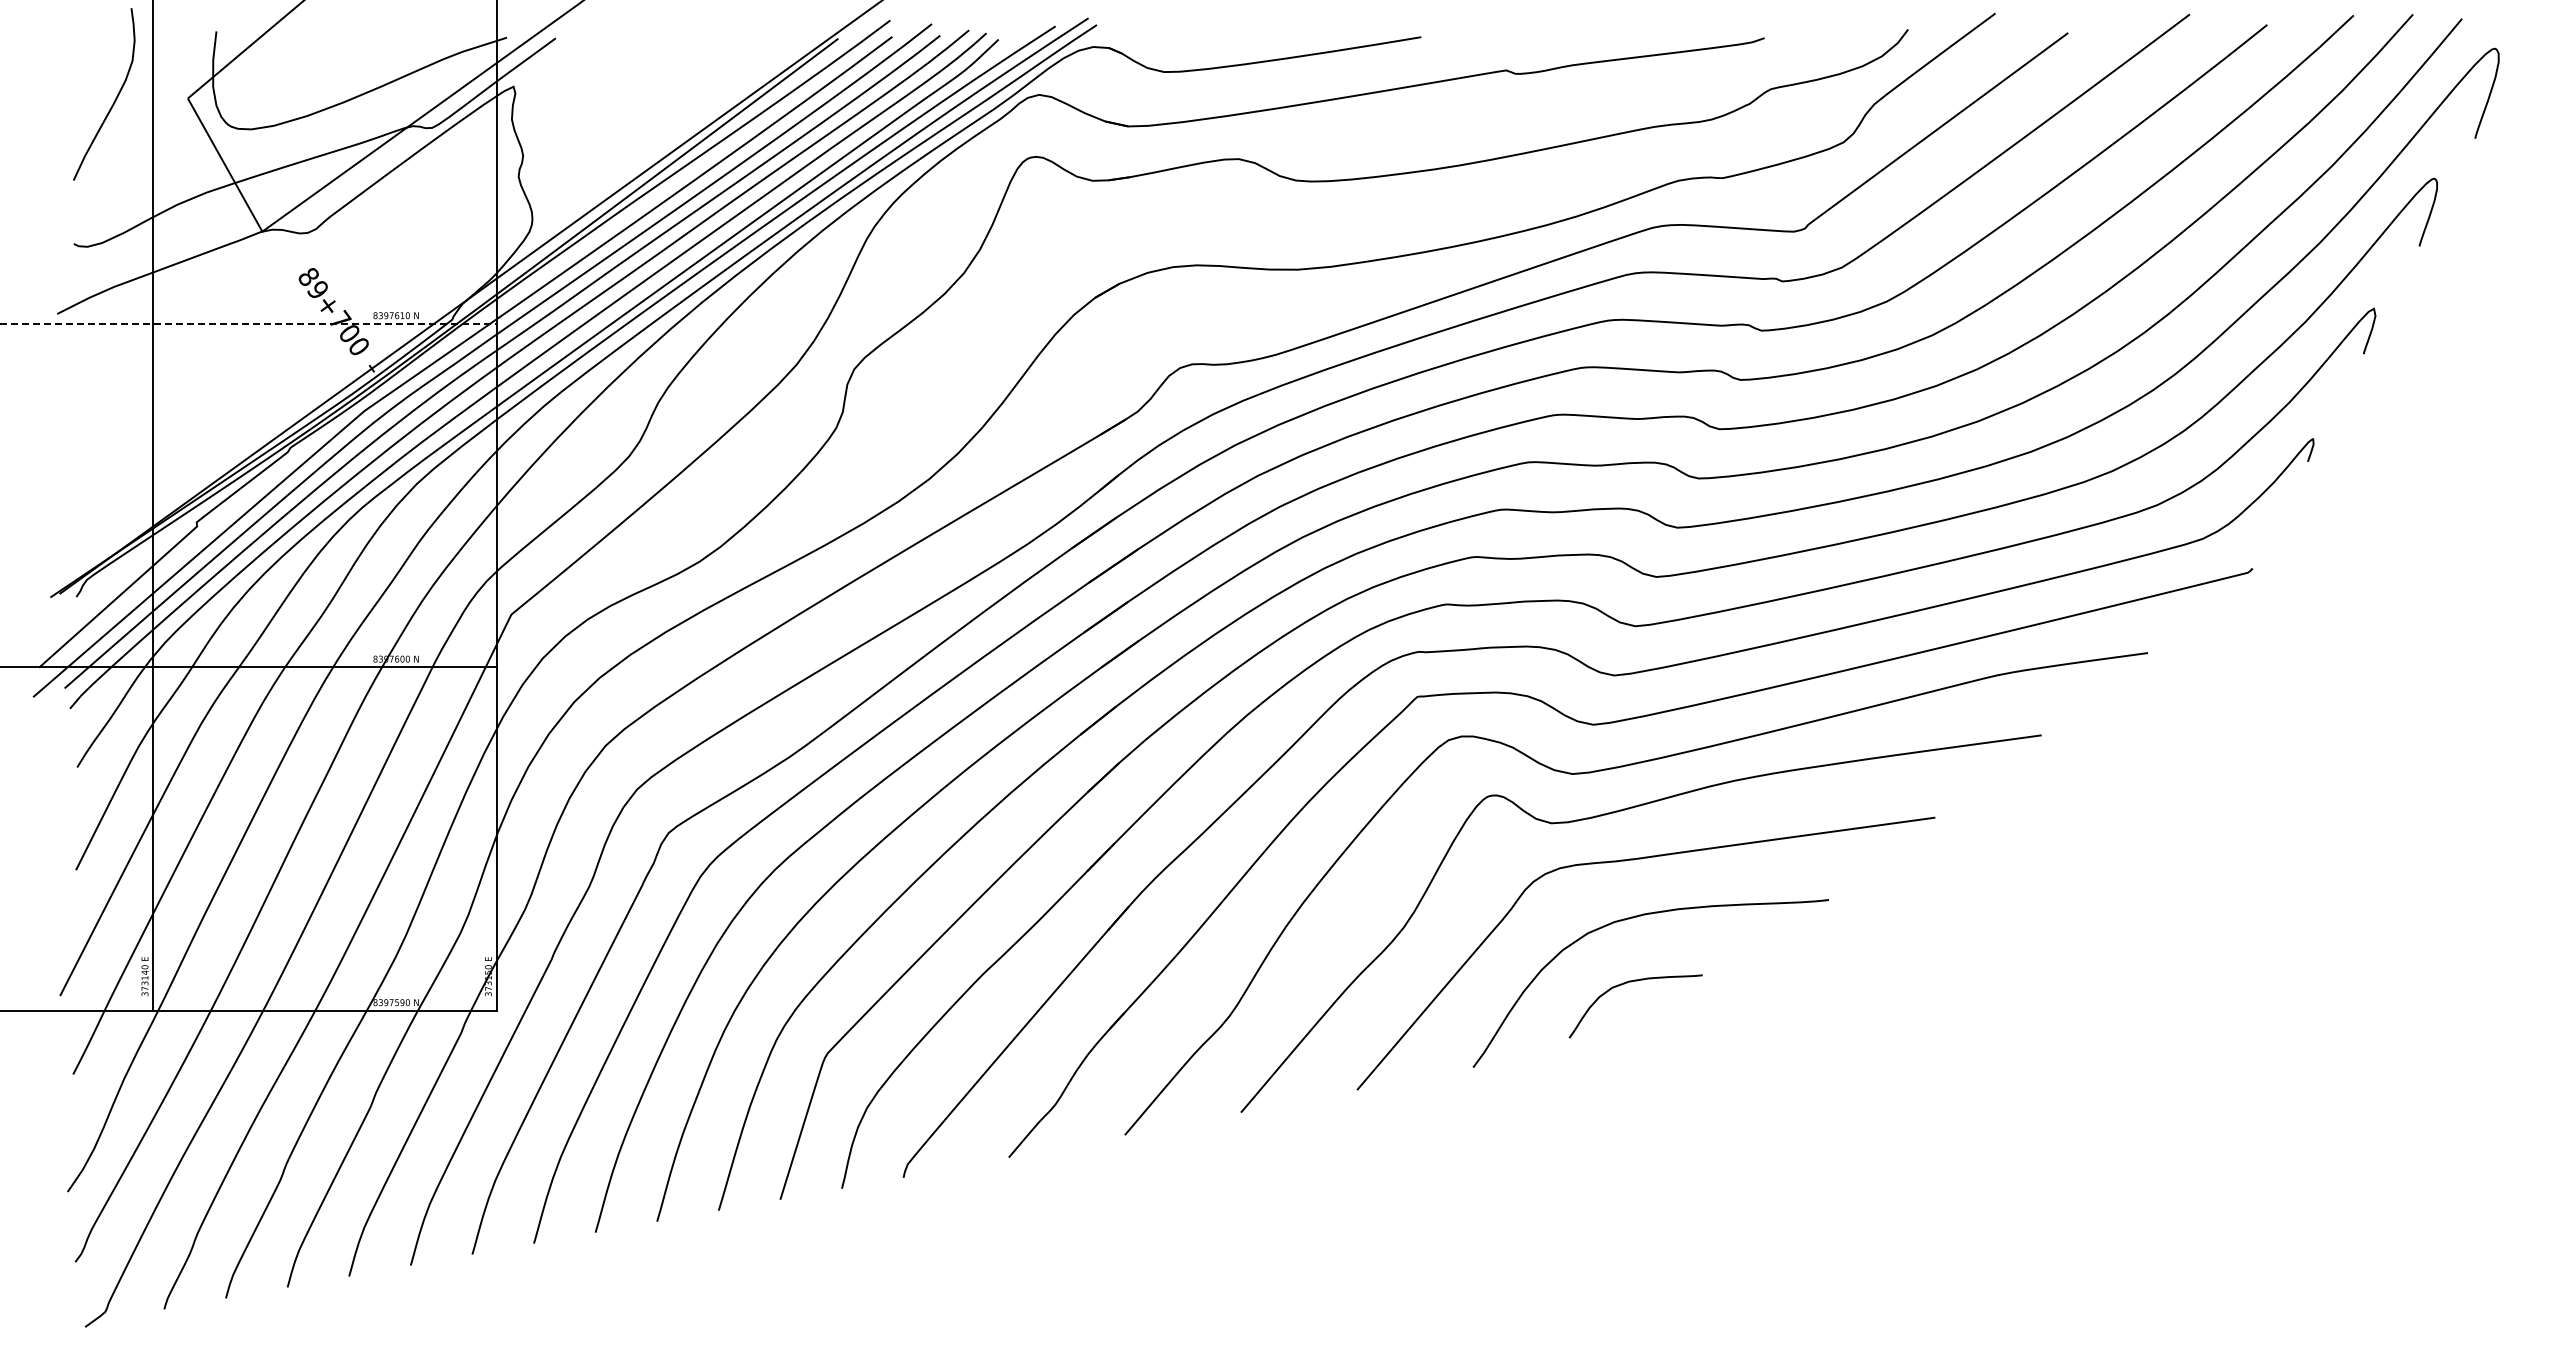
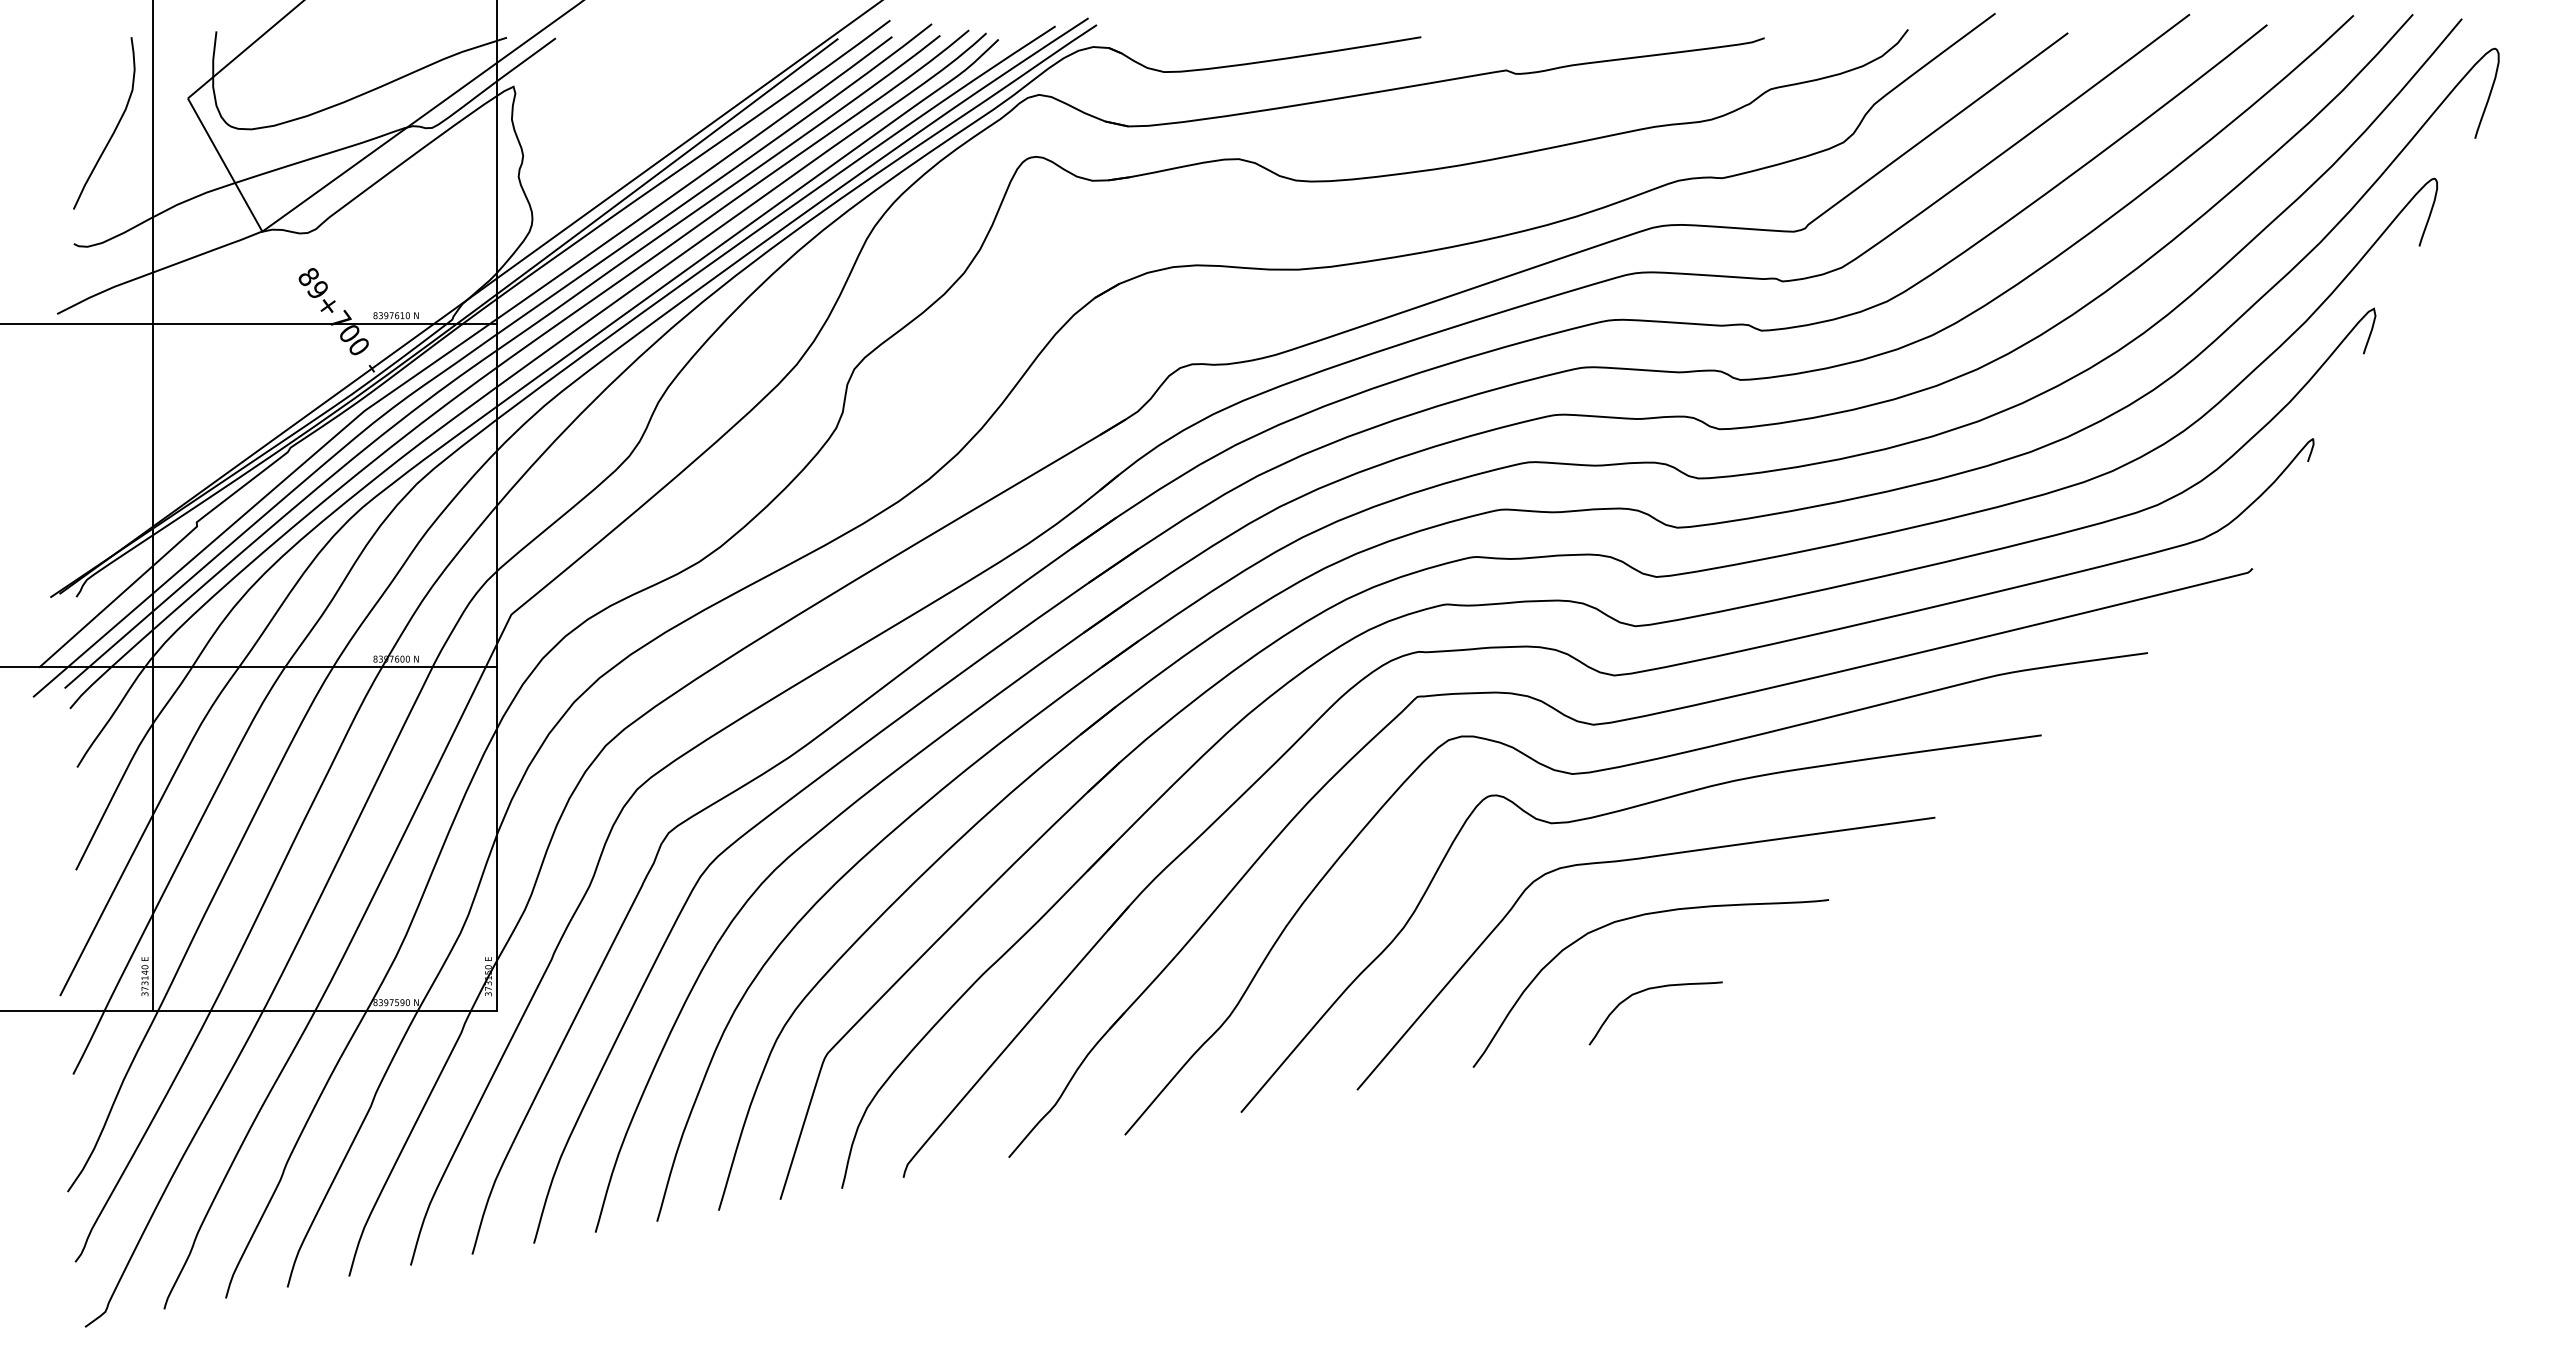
curve position: (114, 100) -> (114, 129) (114, 129)
line: dashed -> solid (248, 323)
curve position: (1631, 982) -> (1651, 989) (1651, 989)
